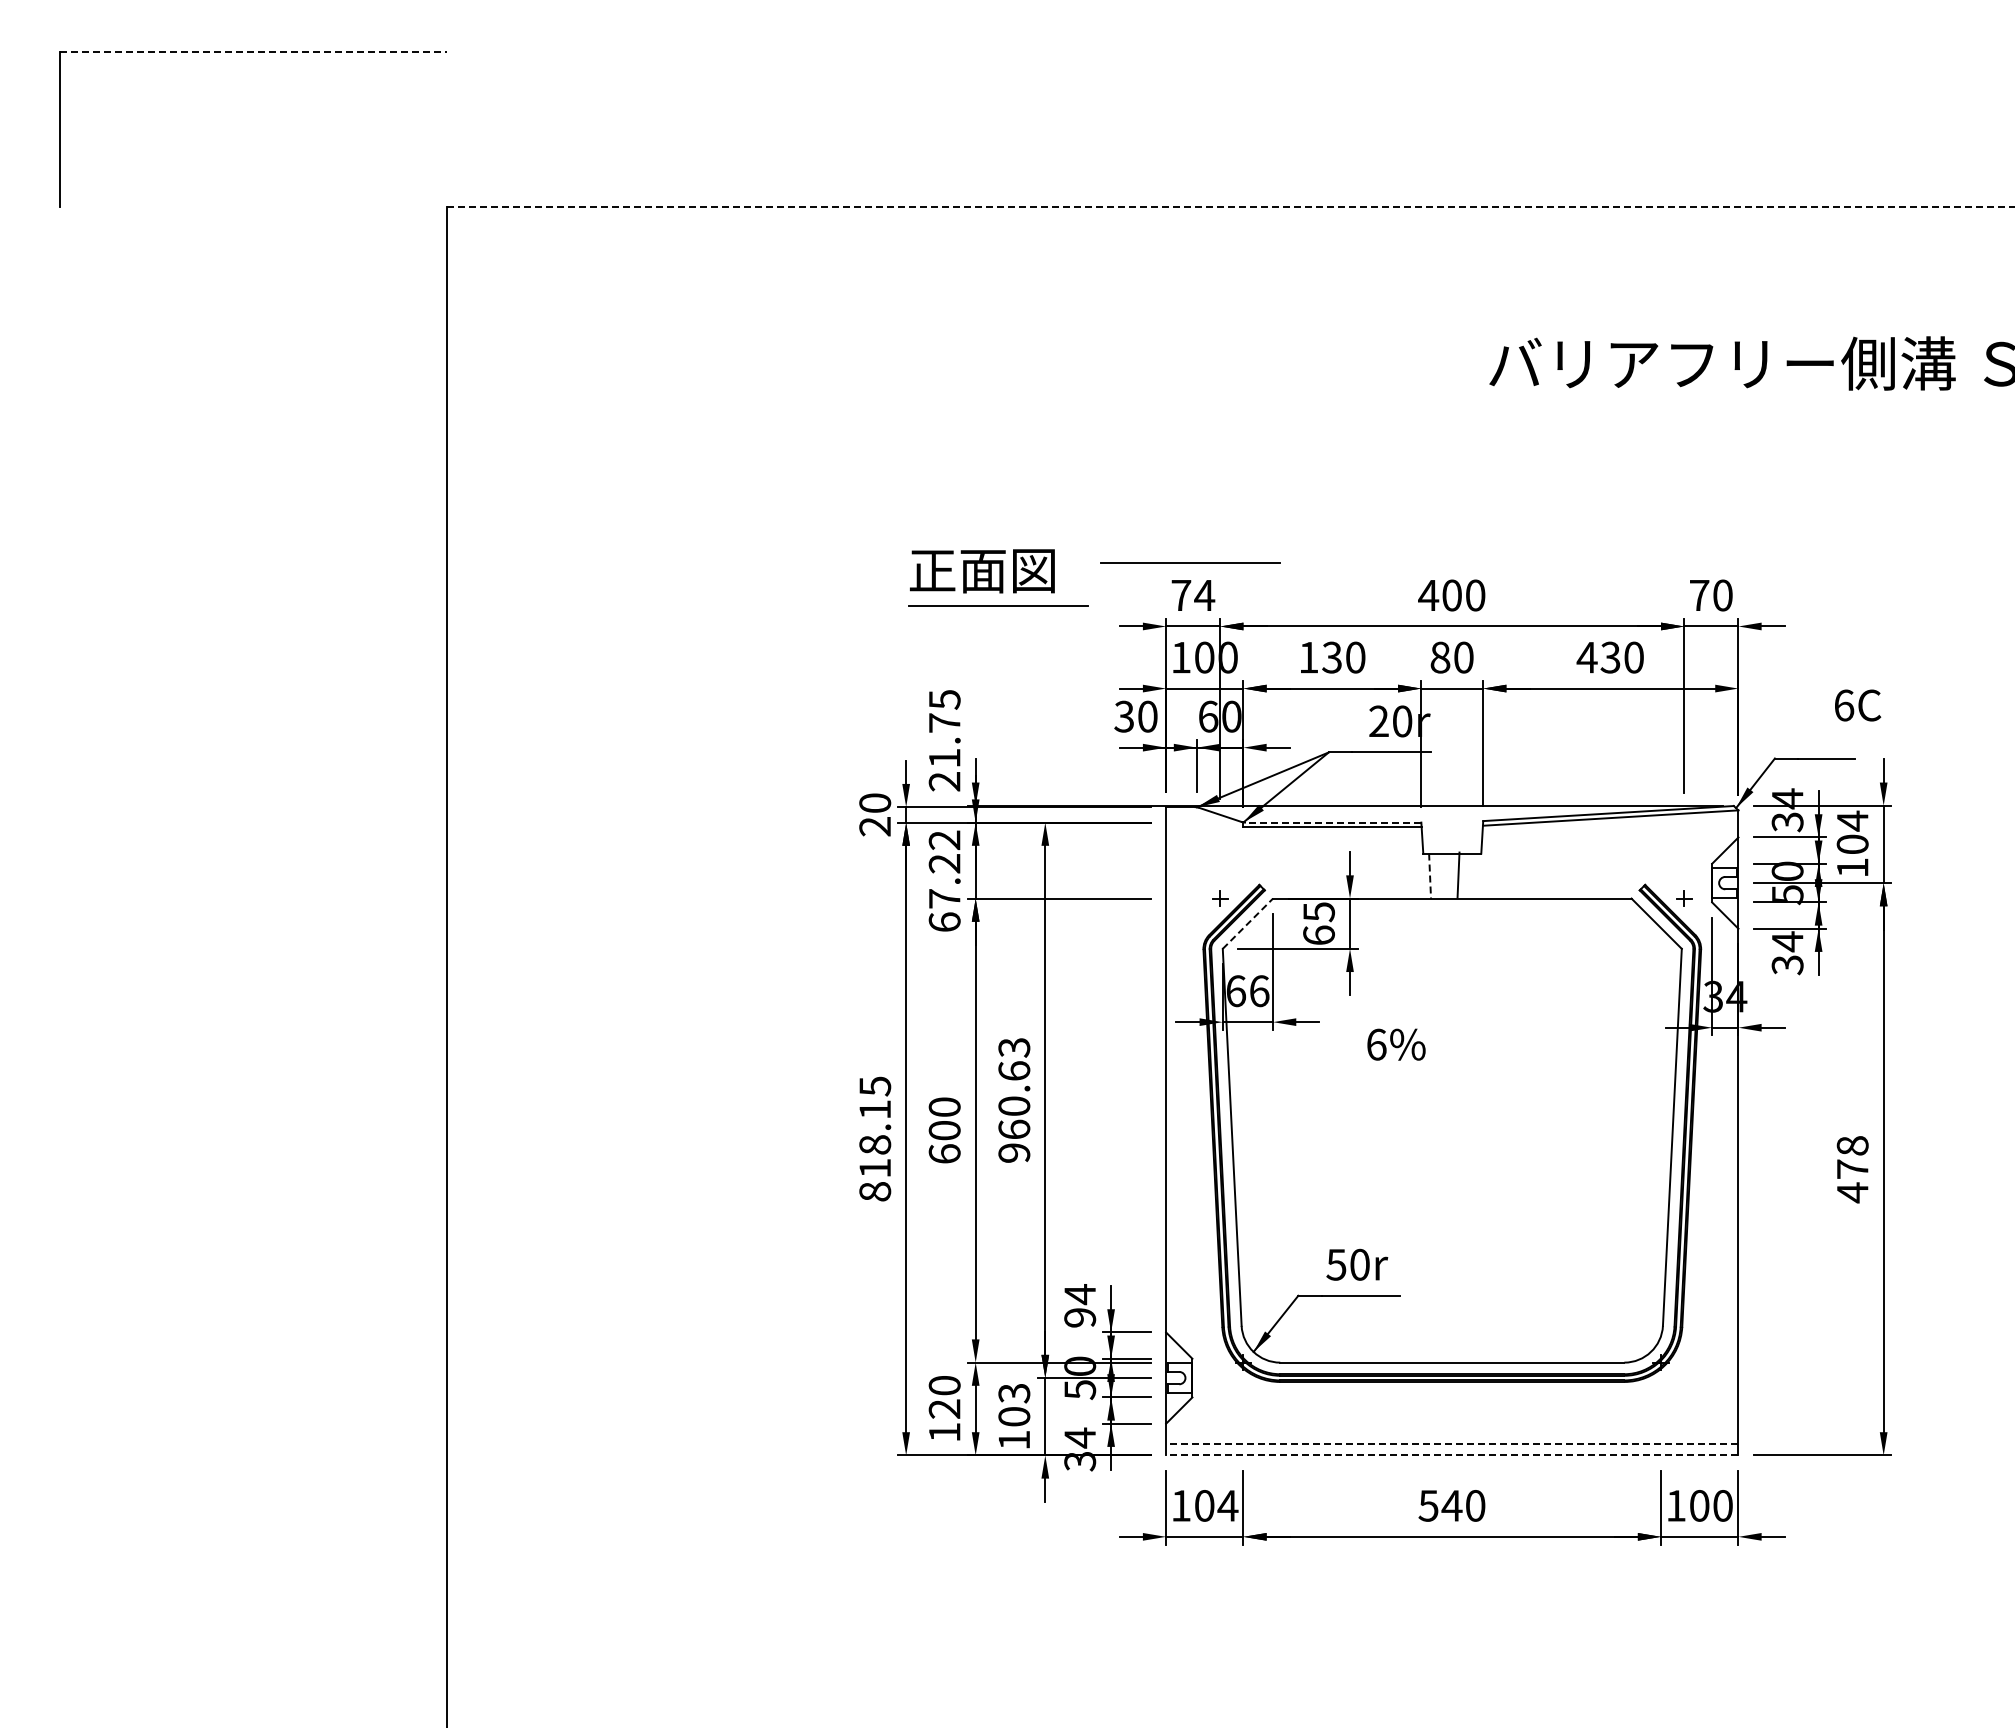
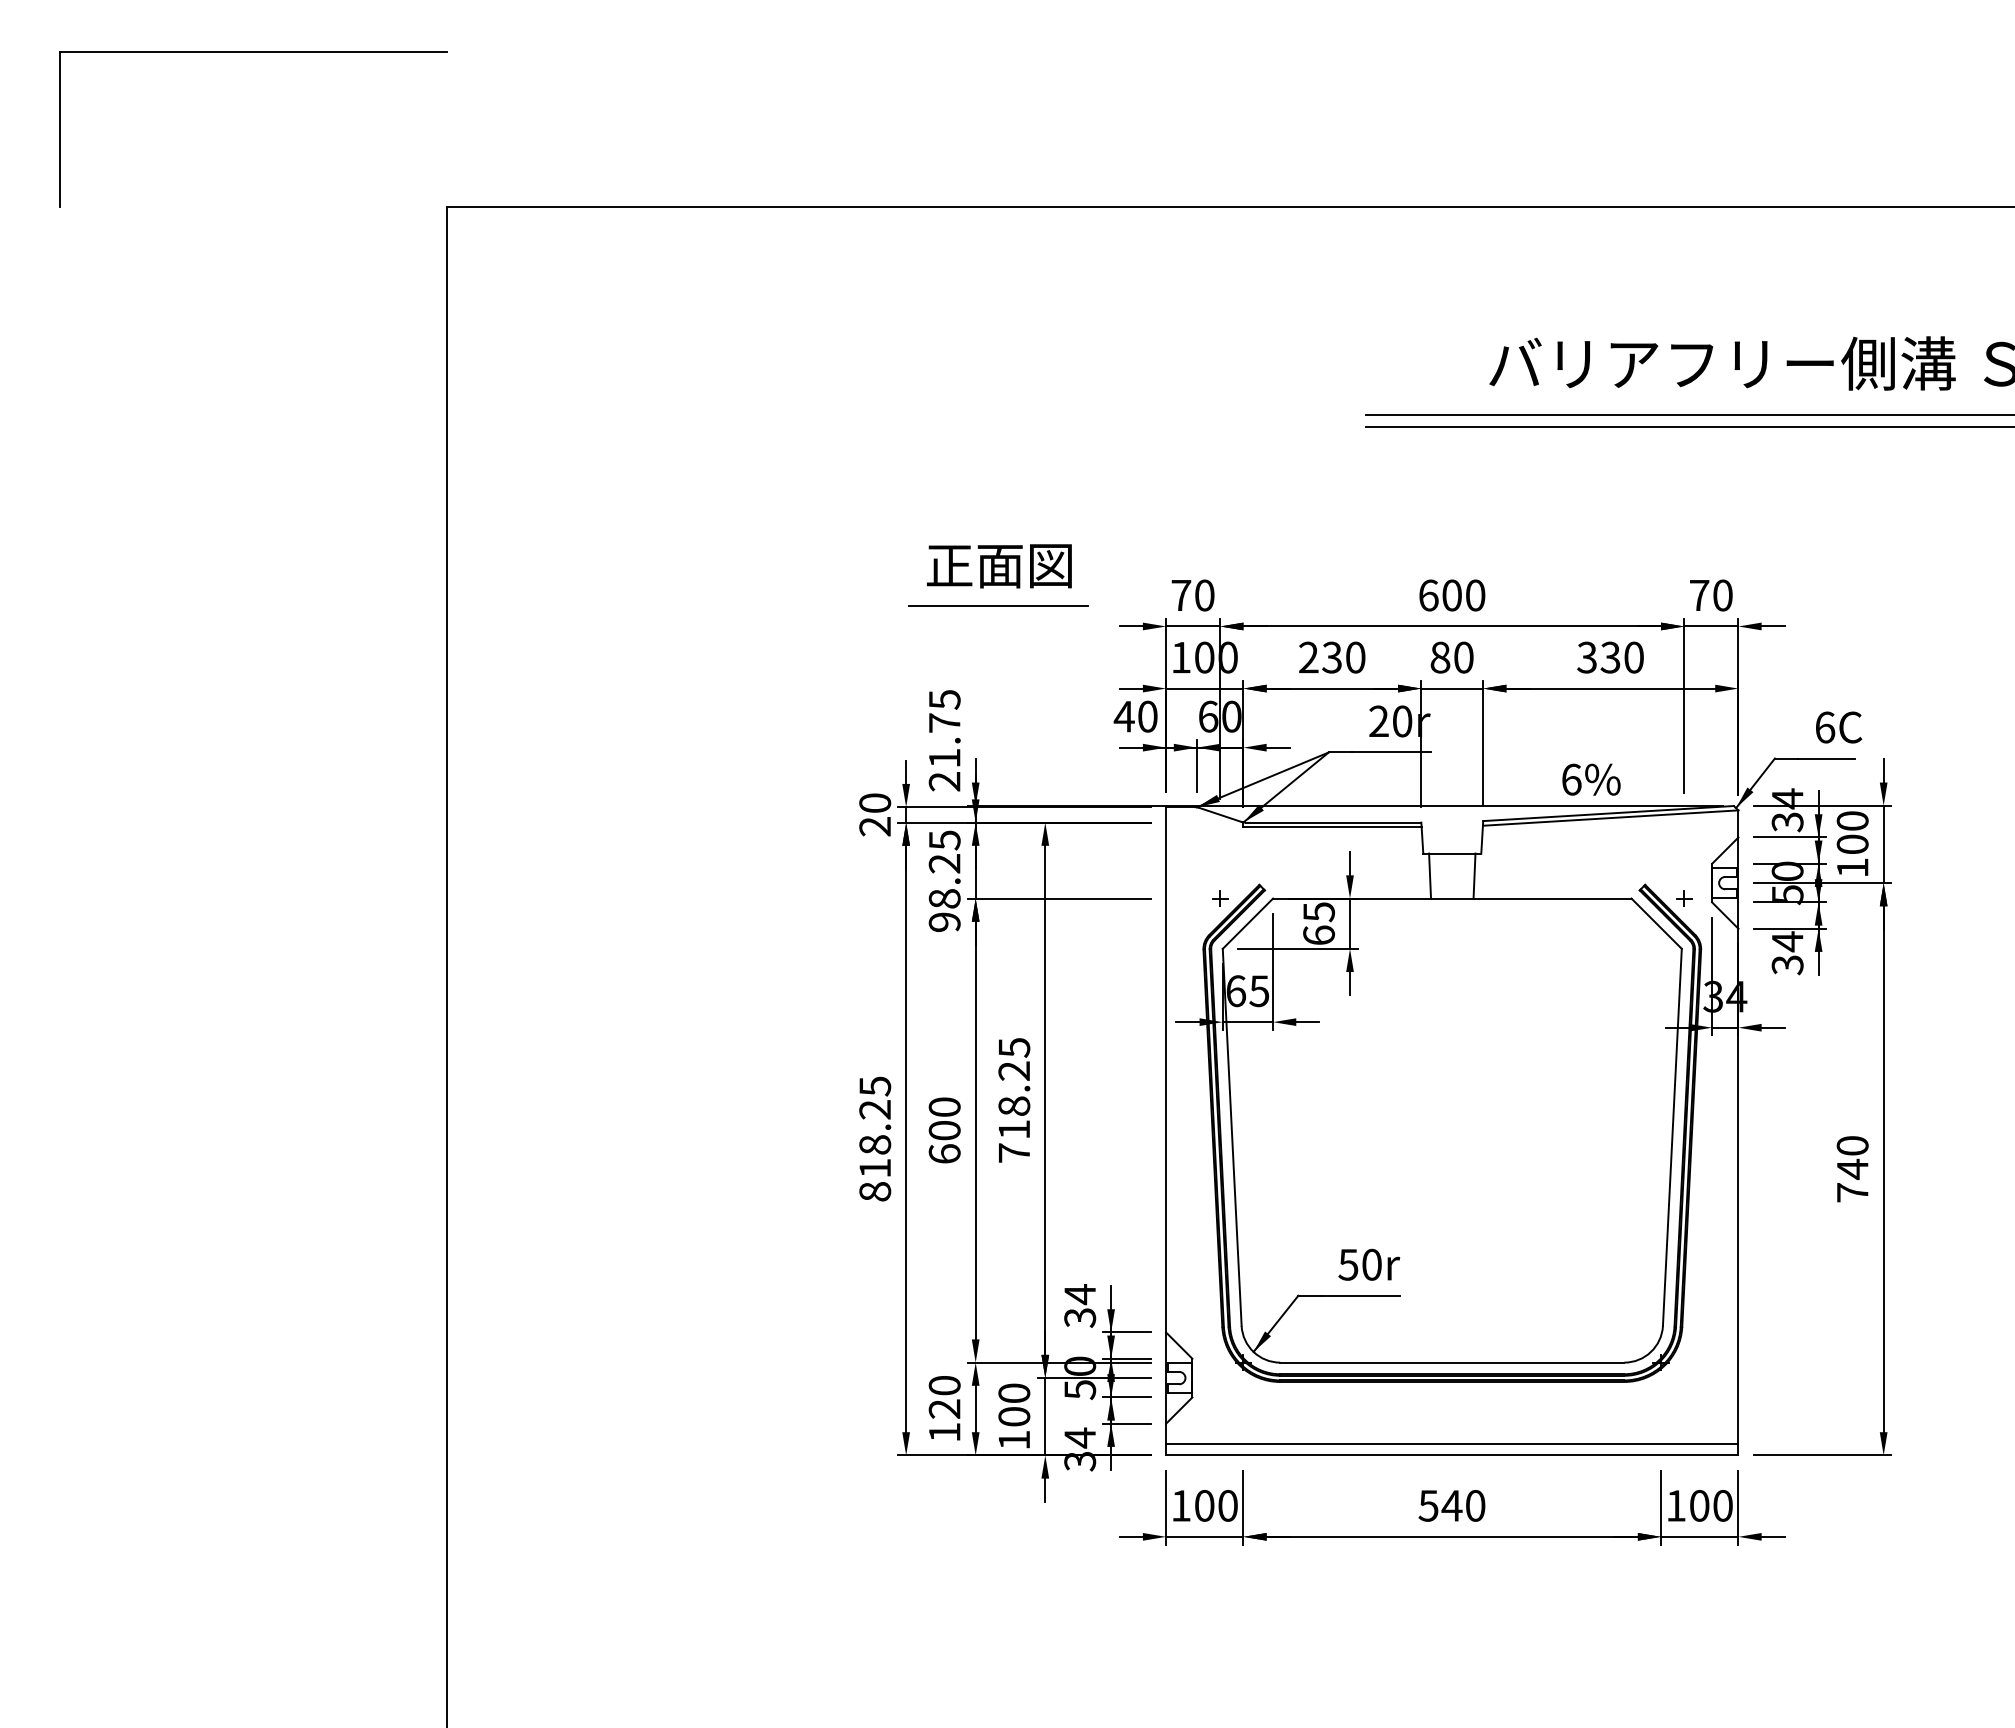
line: dashed -> solid (254, 51)
line: dashed -> solid (1231, 206)
line: none -> present (1688, 415)
line: none -> present (1688, 427)
line: present -> none (1190, 562)
text position: (982, 571) -> (999, 566) (999, 566)
text: 74 -> 70 (1204, 595)
text: 400 -> 600 (1428, 595)
text: 130 -> 230 (1308, 657)
text: 430 -> 330 (1586, 657)
text position: (1858, 705) -> (1839, 727) (1839, 727)
text: 30 -> 40 (1123, 716)
text: 104 -> 100 (1852, 820)
line: dashed -> solid (1333, 822)
line position: (1458, 874) -> (1474, 875) (1474, 875)
line: dashed -> solid (1430, 876)
text: 67.22 -> 98.25 (944, 880)
line: dashed -> solid (1247, 923)
text: 66 -> 65 (1259, 991)
text position: (1396, 1044) -> (1591, 779) (1591, 779)
text: 960.63 -> 718.25 (1014, 1100)
text: 818.15 -> 818.25 (874, 1109)
text: 478 -> 740 (1852, 1169)
text position: (1357, 1264) -> (1369, 1264) (1369, 1264)
text: 94 -> 34 (1080, 1317)
text: 103 -> 100 (1014, 1393)
line: dashed -> solid (1451, 1443)
line: dashed -> solid (1451, 1455)
text: 104 -> 100 (1227, 1505)
